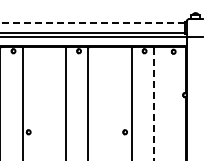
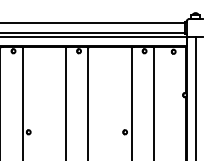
line: dashed -> solid (92, 23)
line: none -> present (195, 97)
line: dashed -> solid (154, 104)
